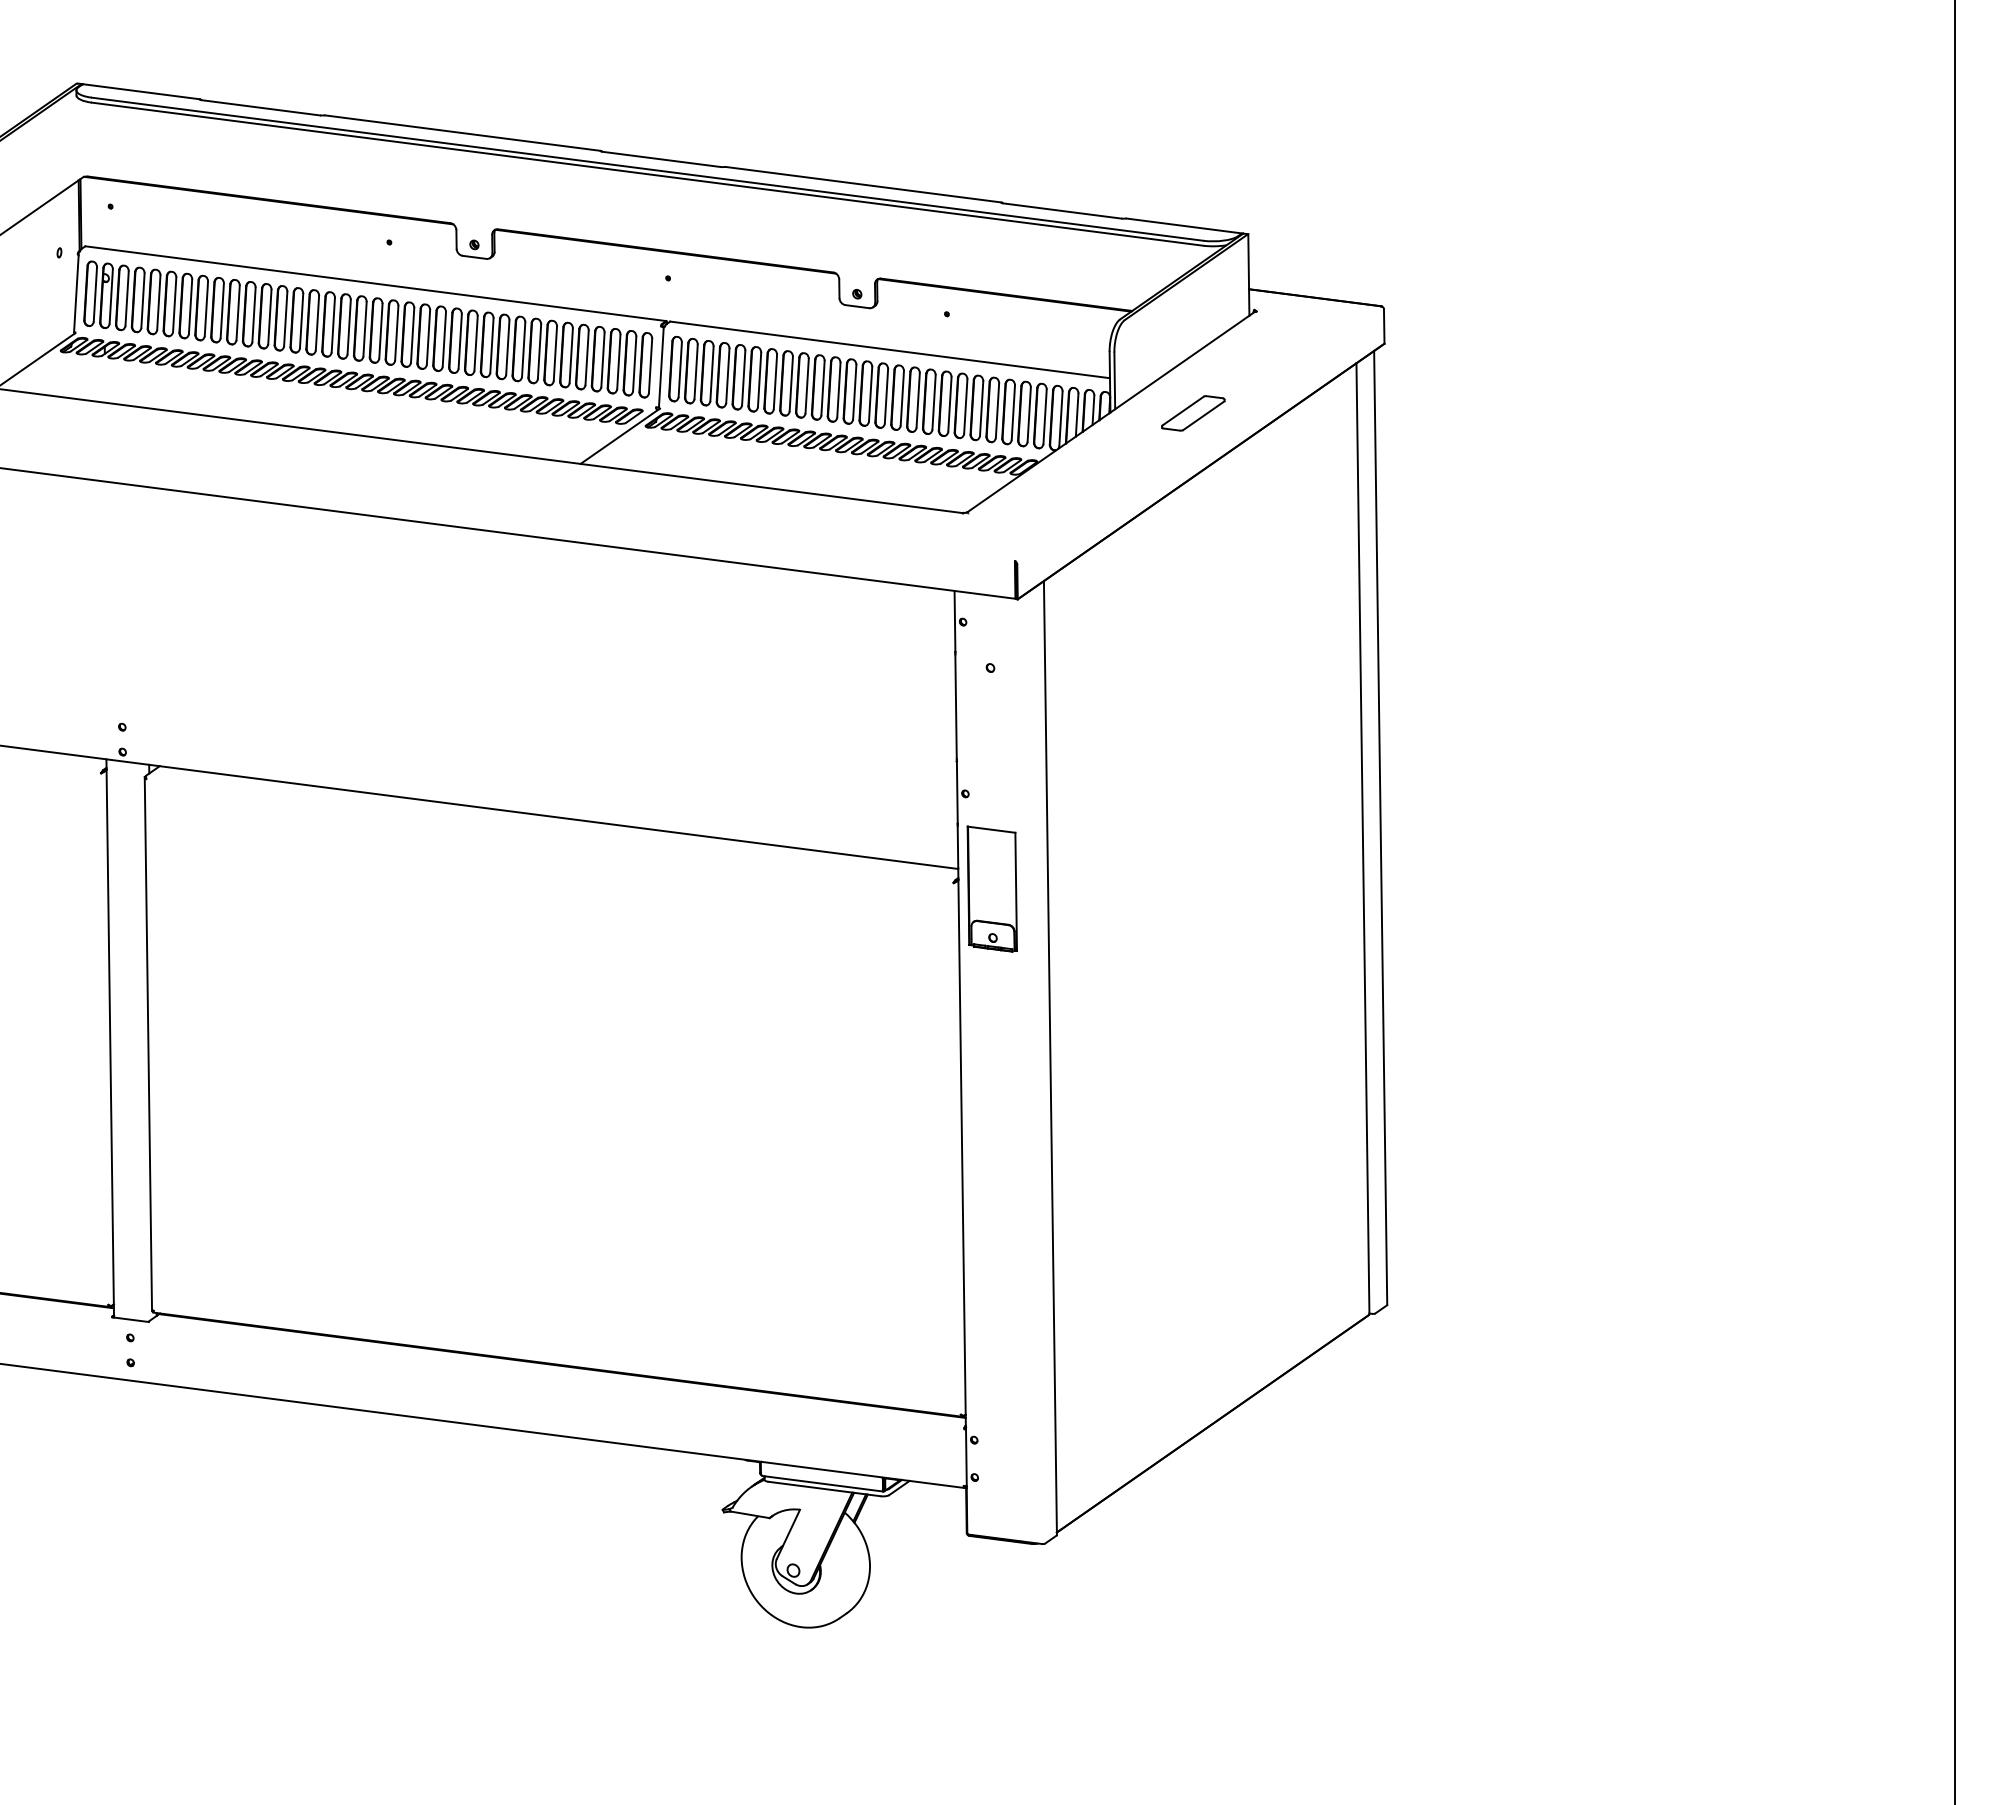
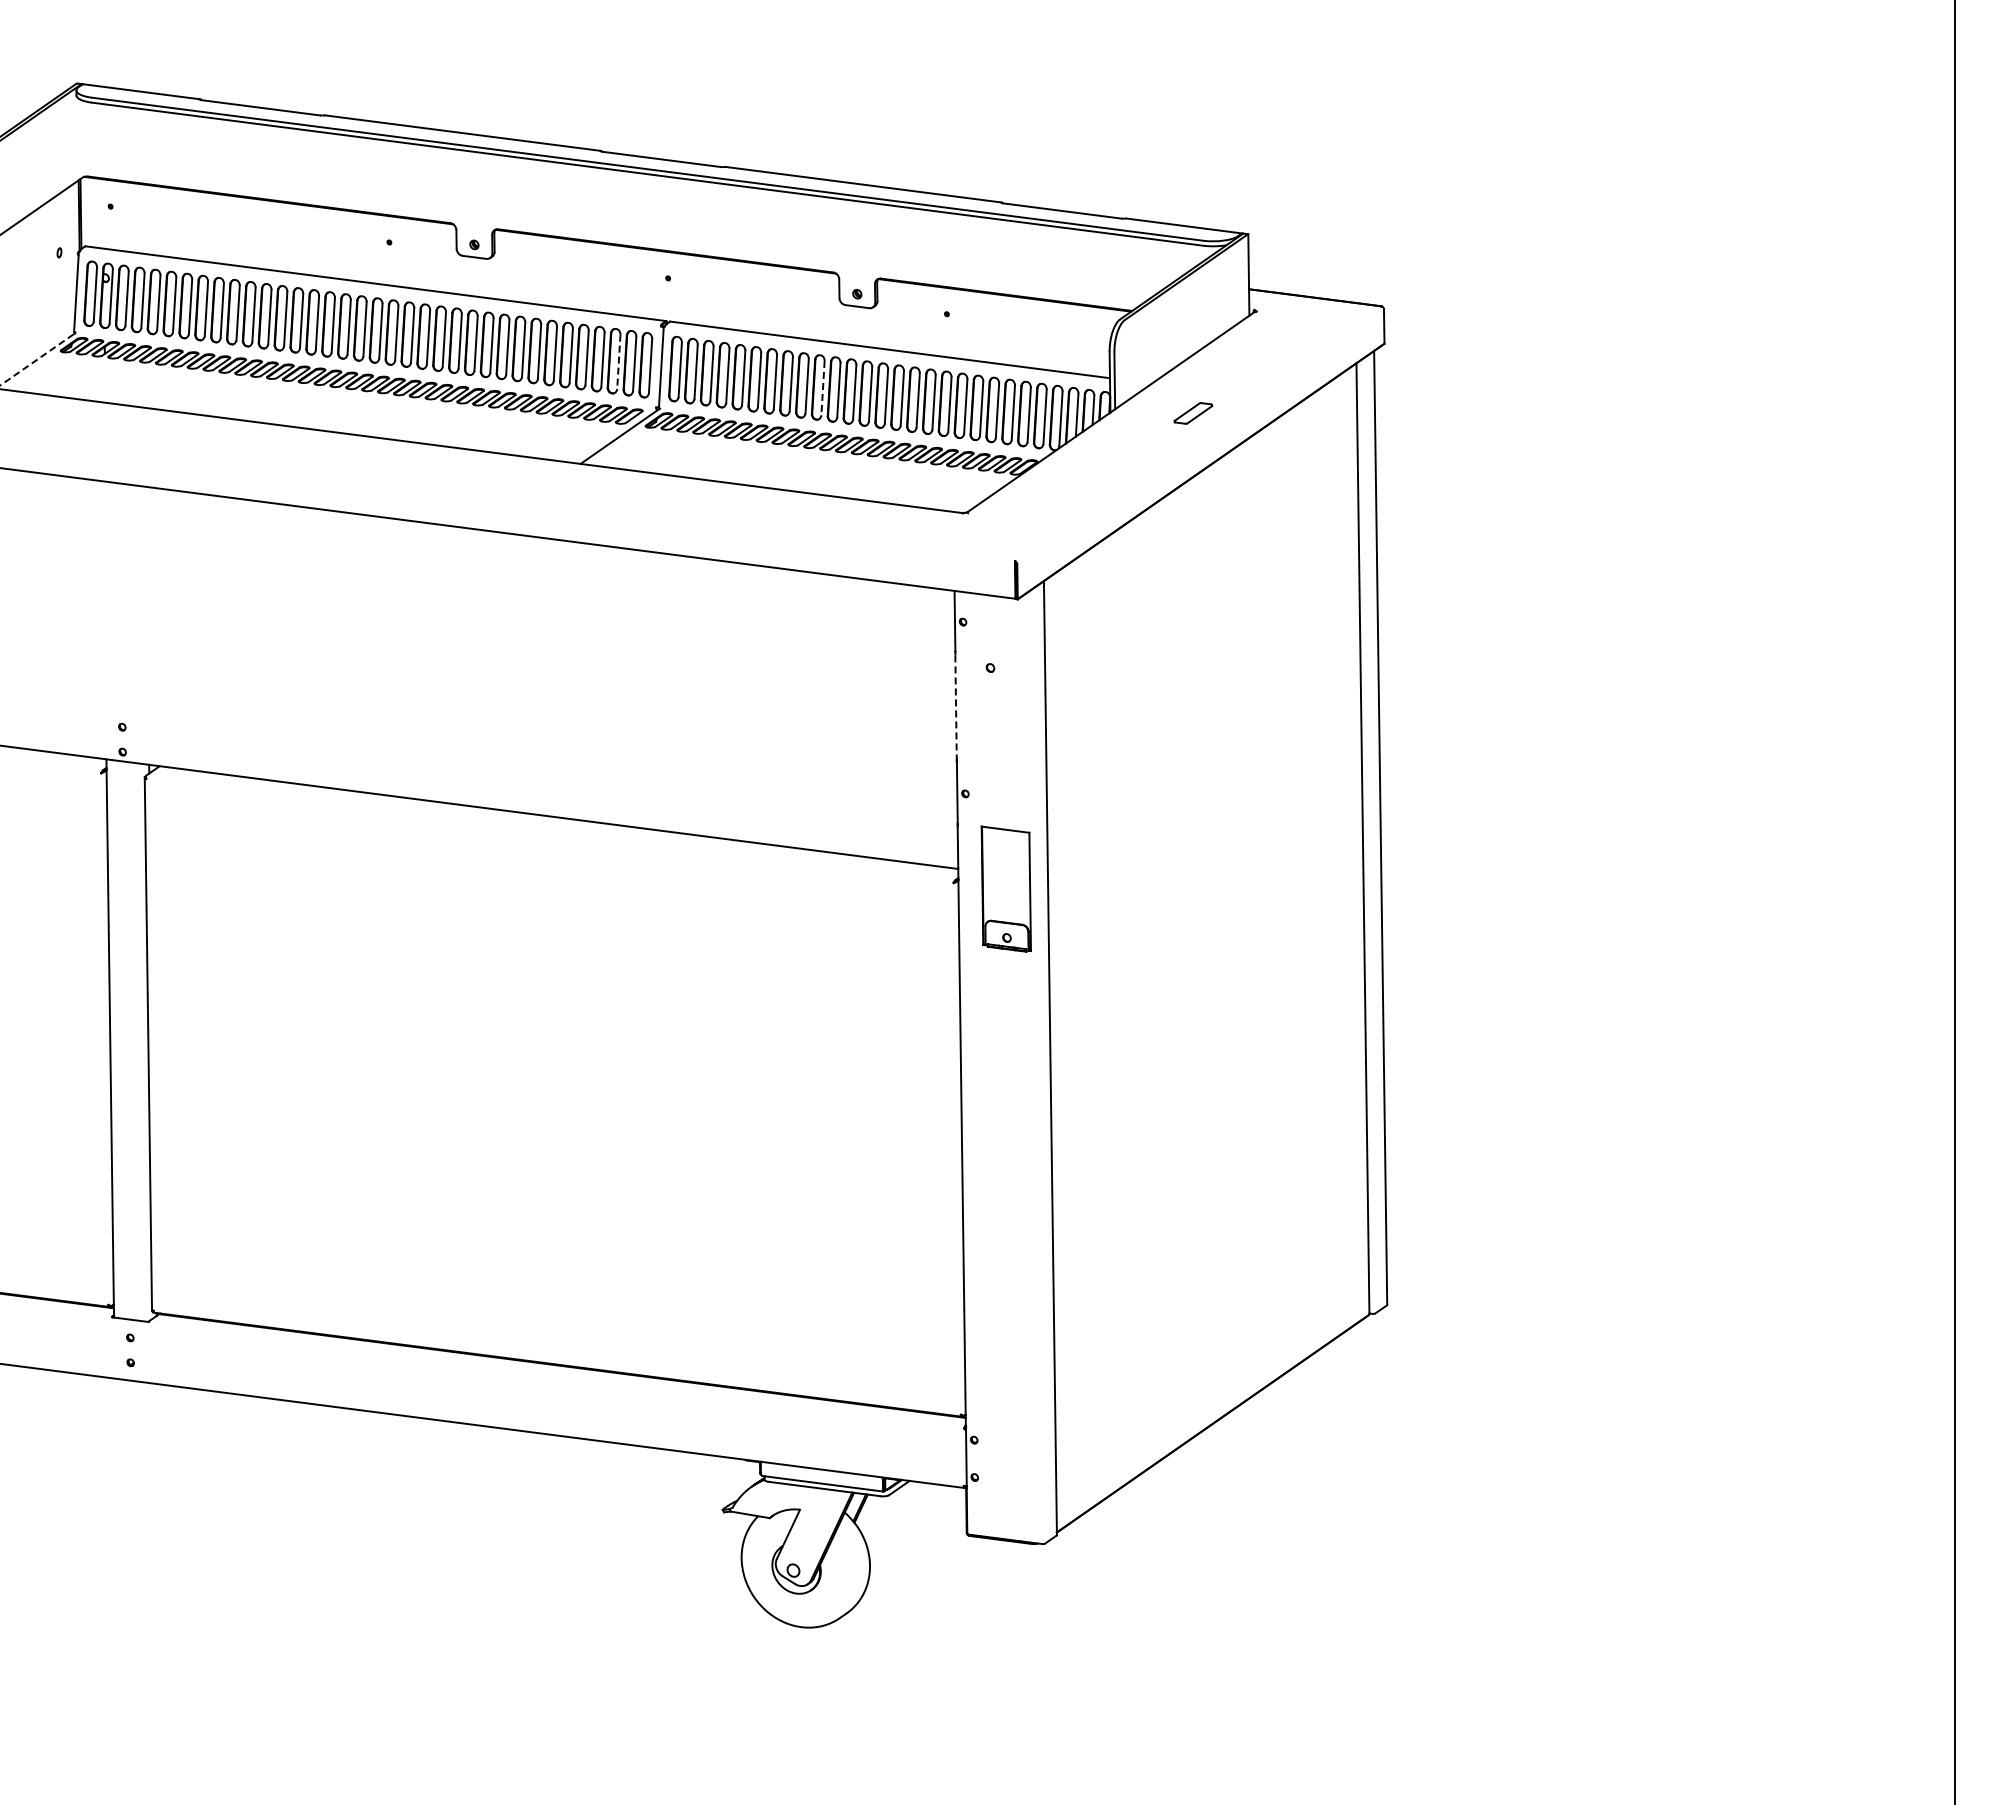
line: solid -> dashed (36, 360)
line: solid -> dashed (618, 362)
line: solid -> dashed (823, 388)
part size: 65x37 px -> 41x23 px (1193, 413)
line: solid -> dashed (956, 706)
part position: (991, 888) -> (1005, 888) (1005, 888)
